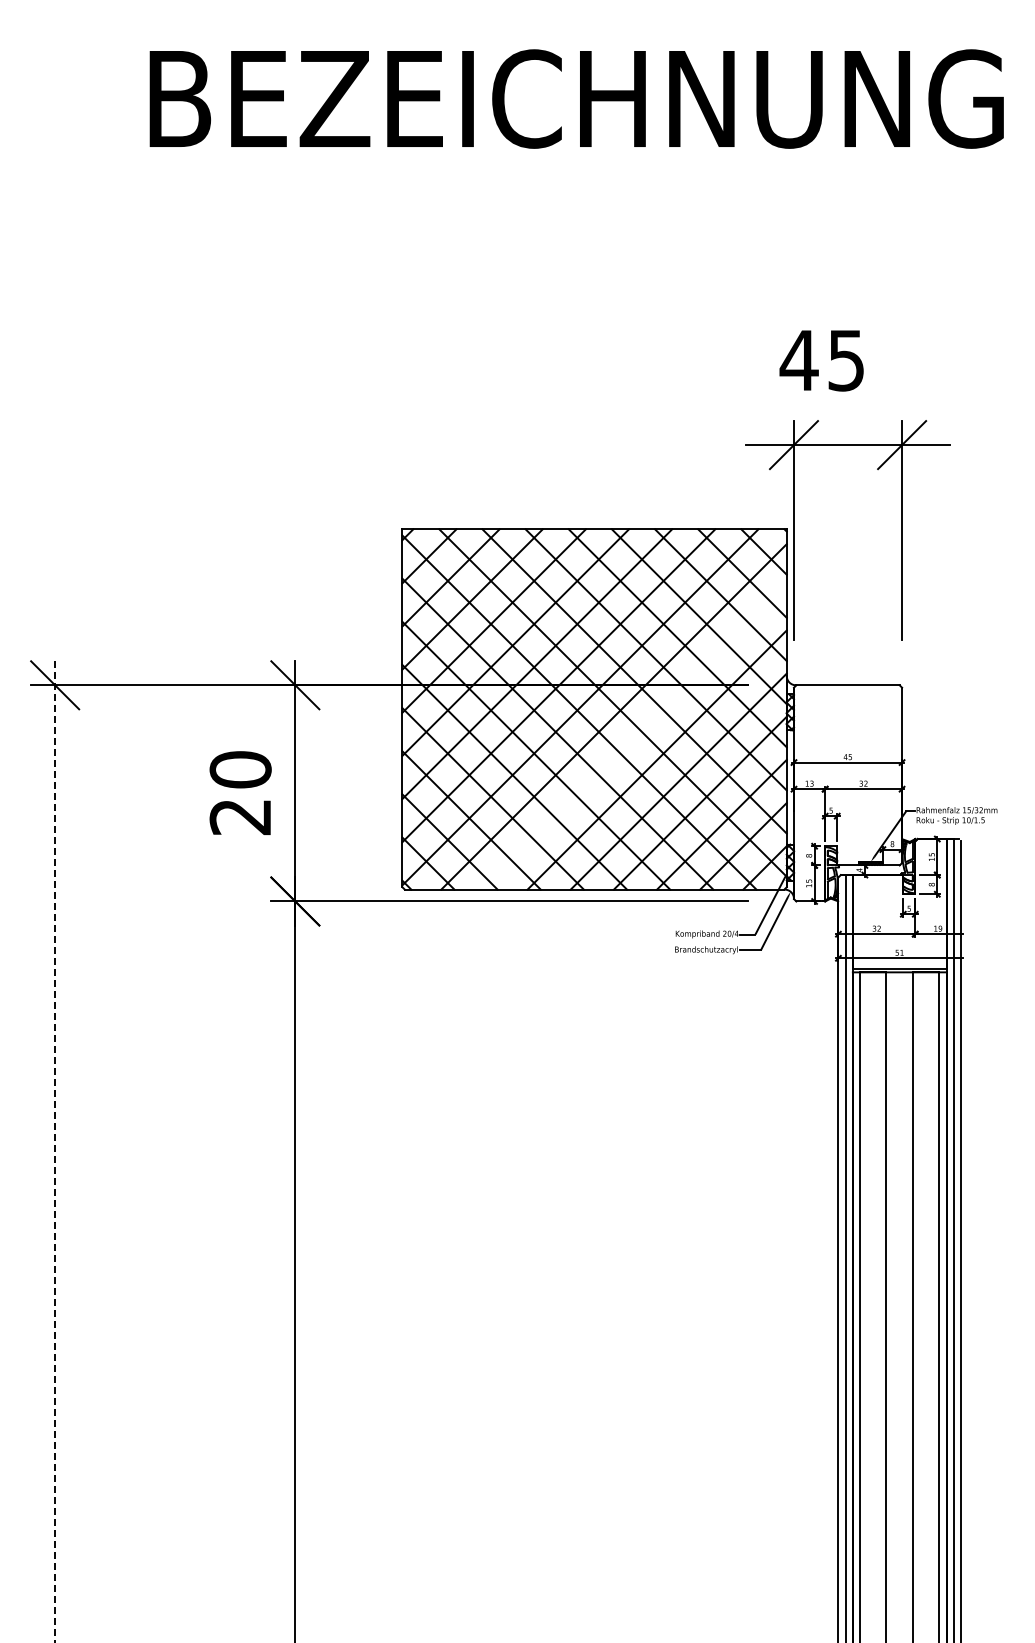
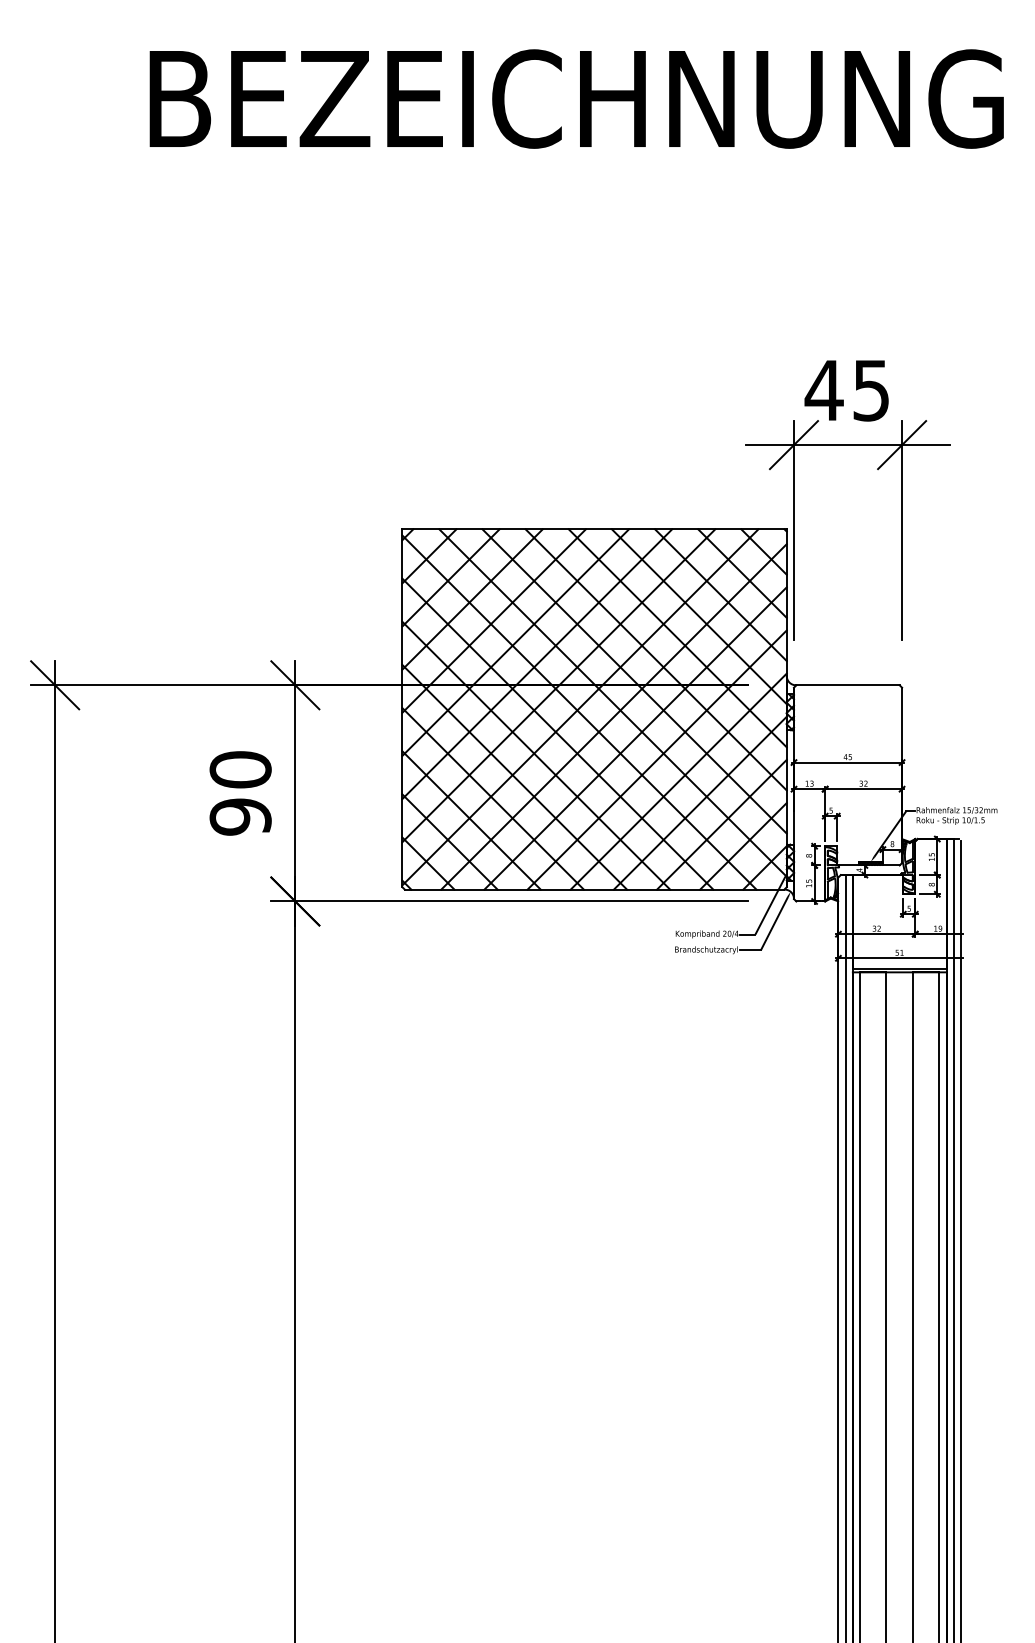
text position: (821, 360) -> (846, 390) (846, 390)
line: none -> present (635, 738)
text: 20 -> 90 (240, 816)
line: dashed -> solid (55, 1152)
